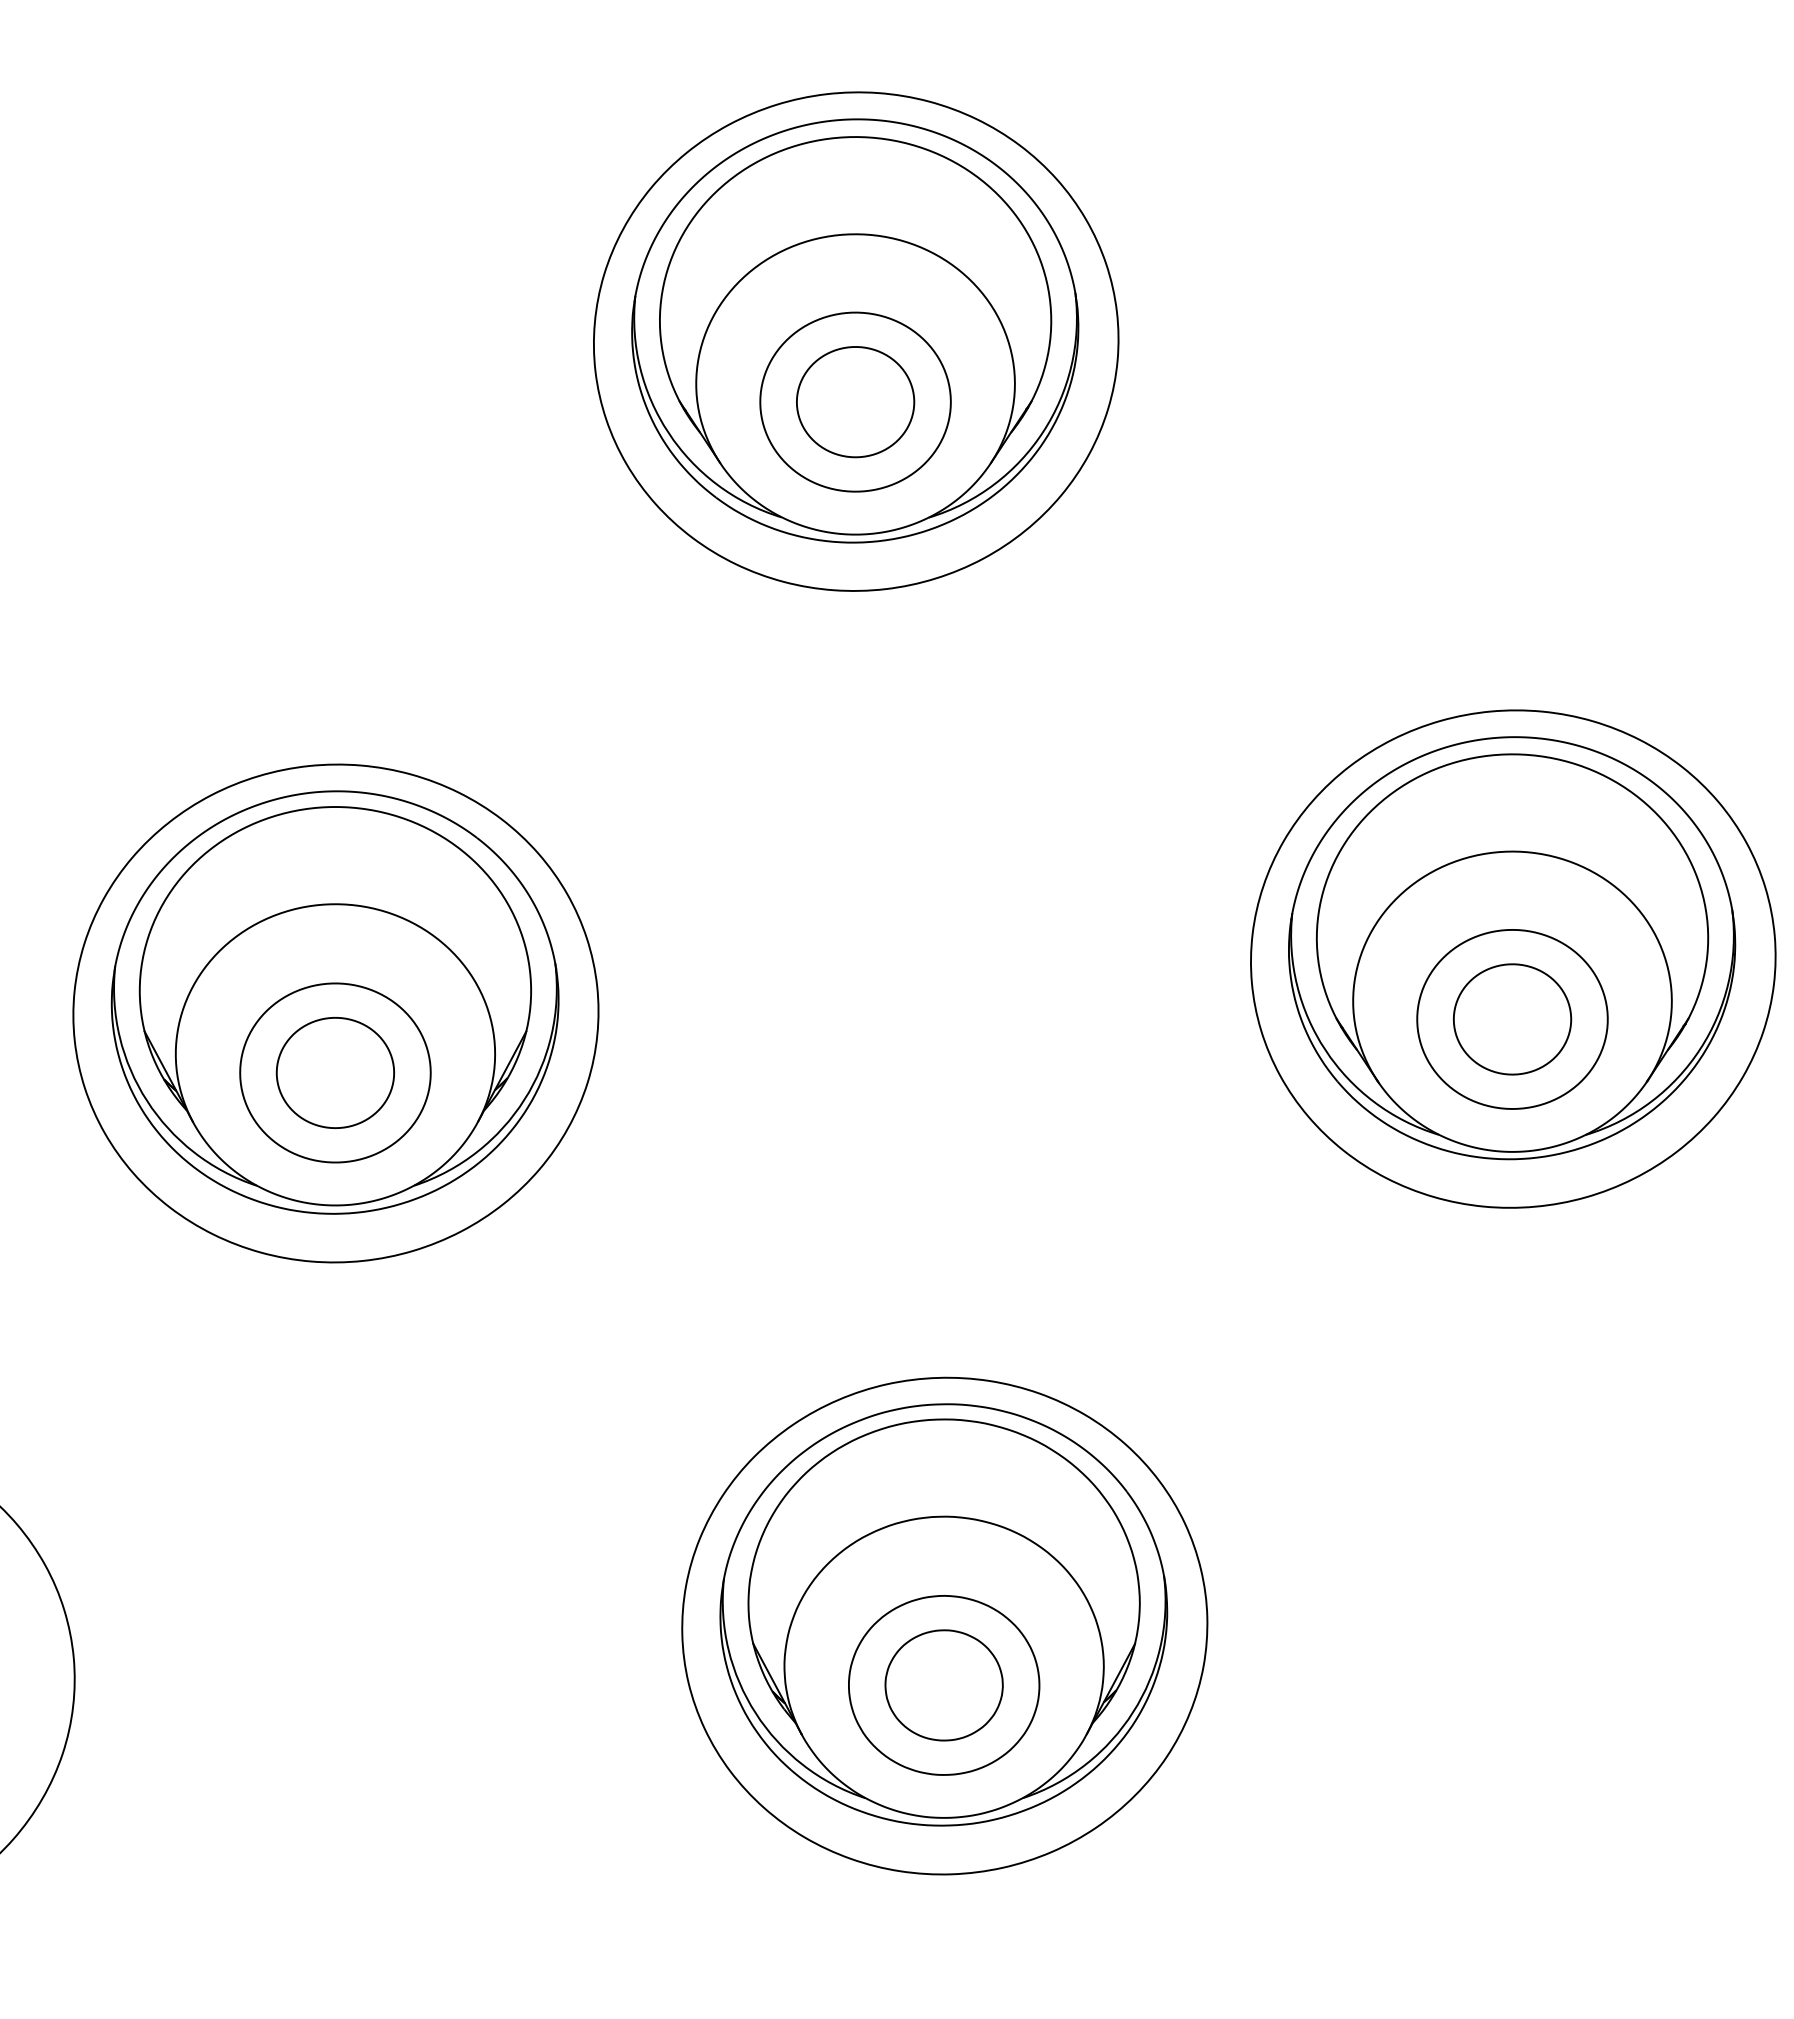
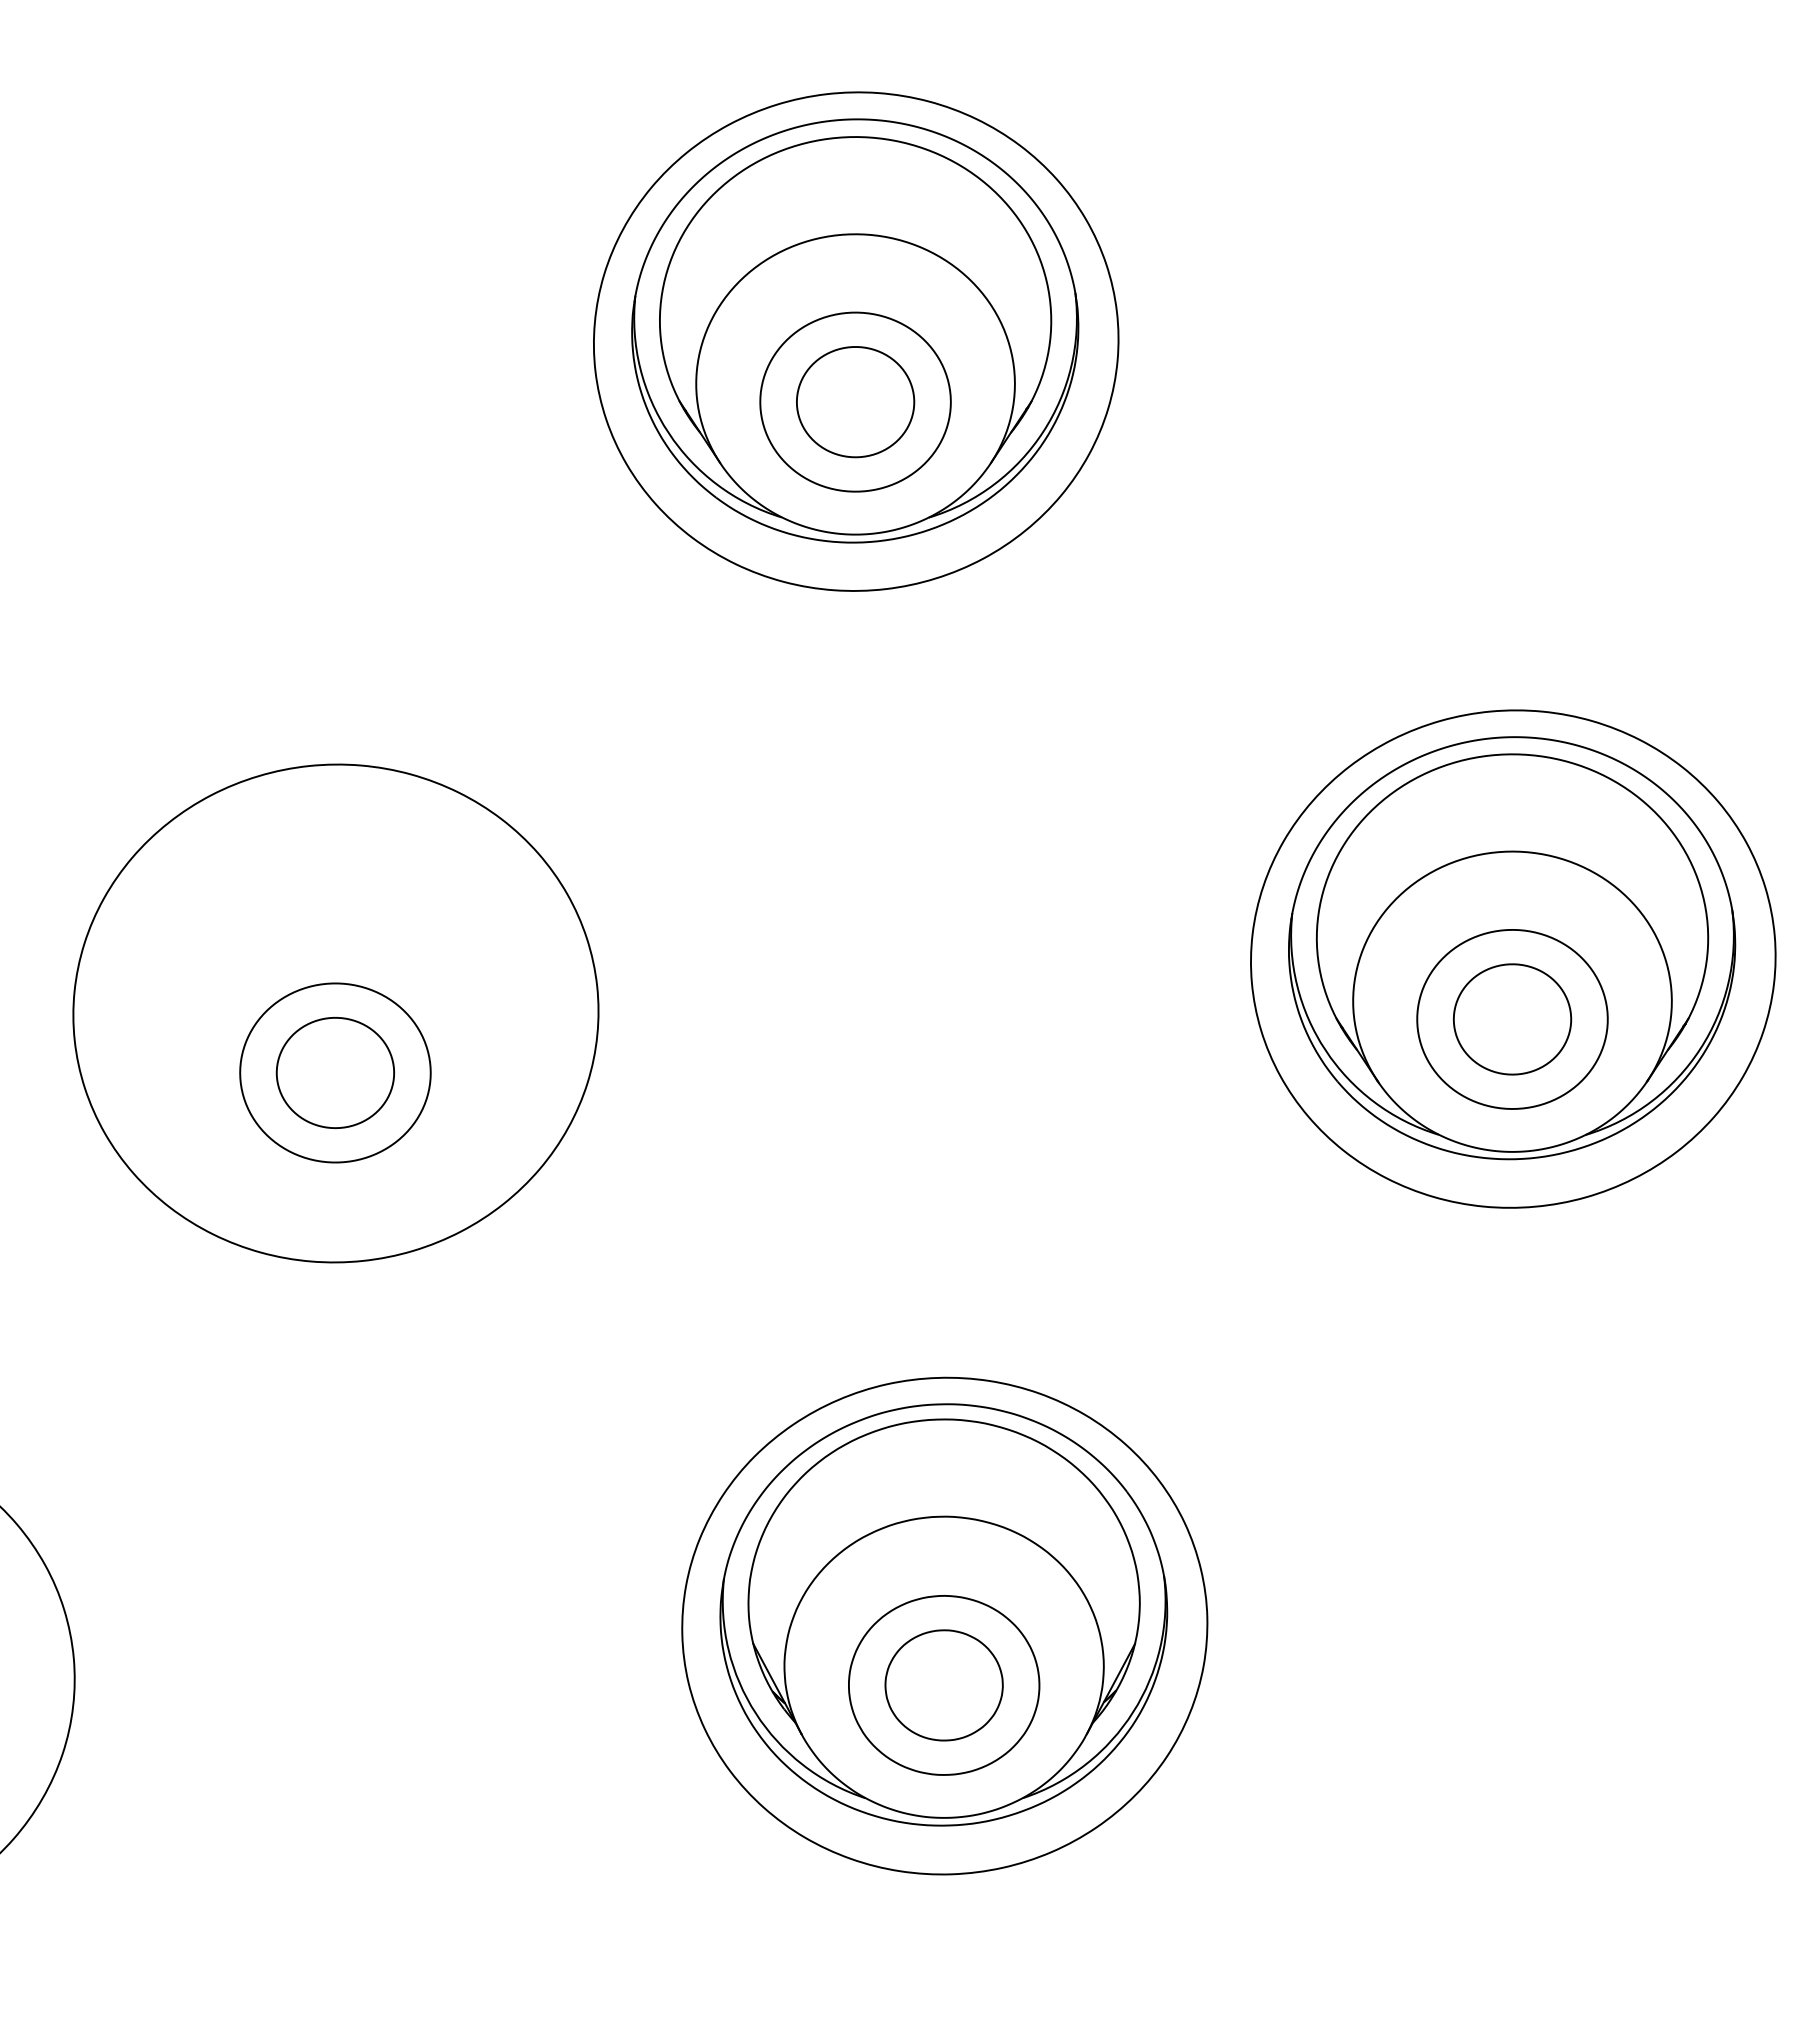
part: present -> none (334, 1002)
